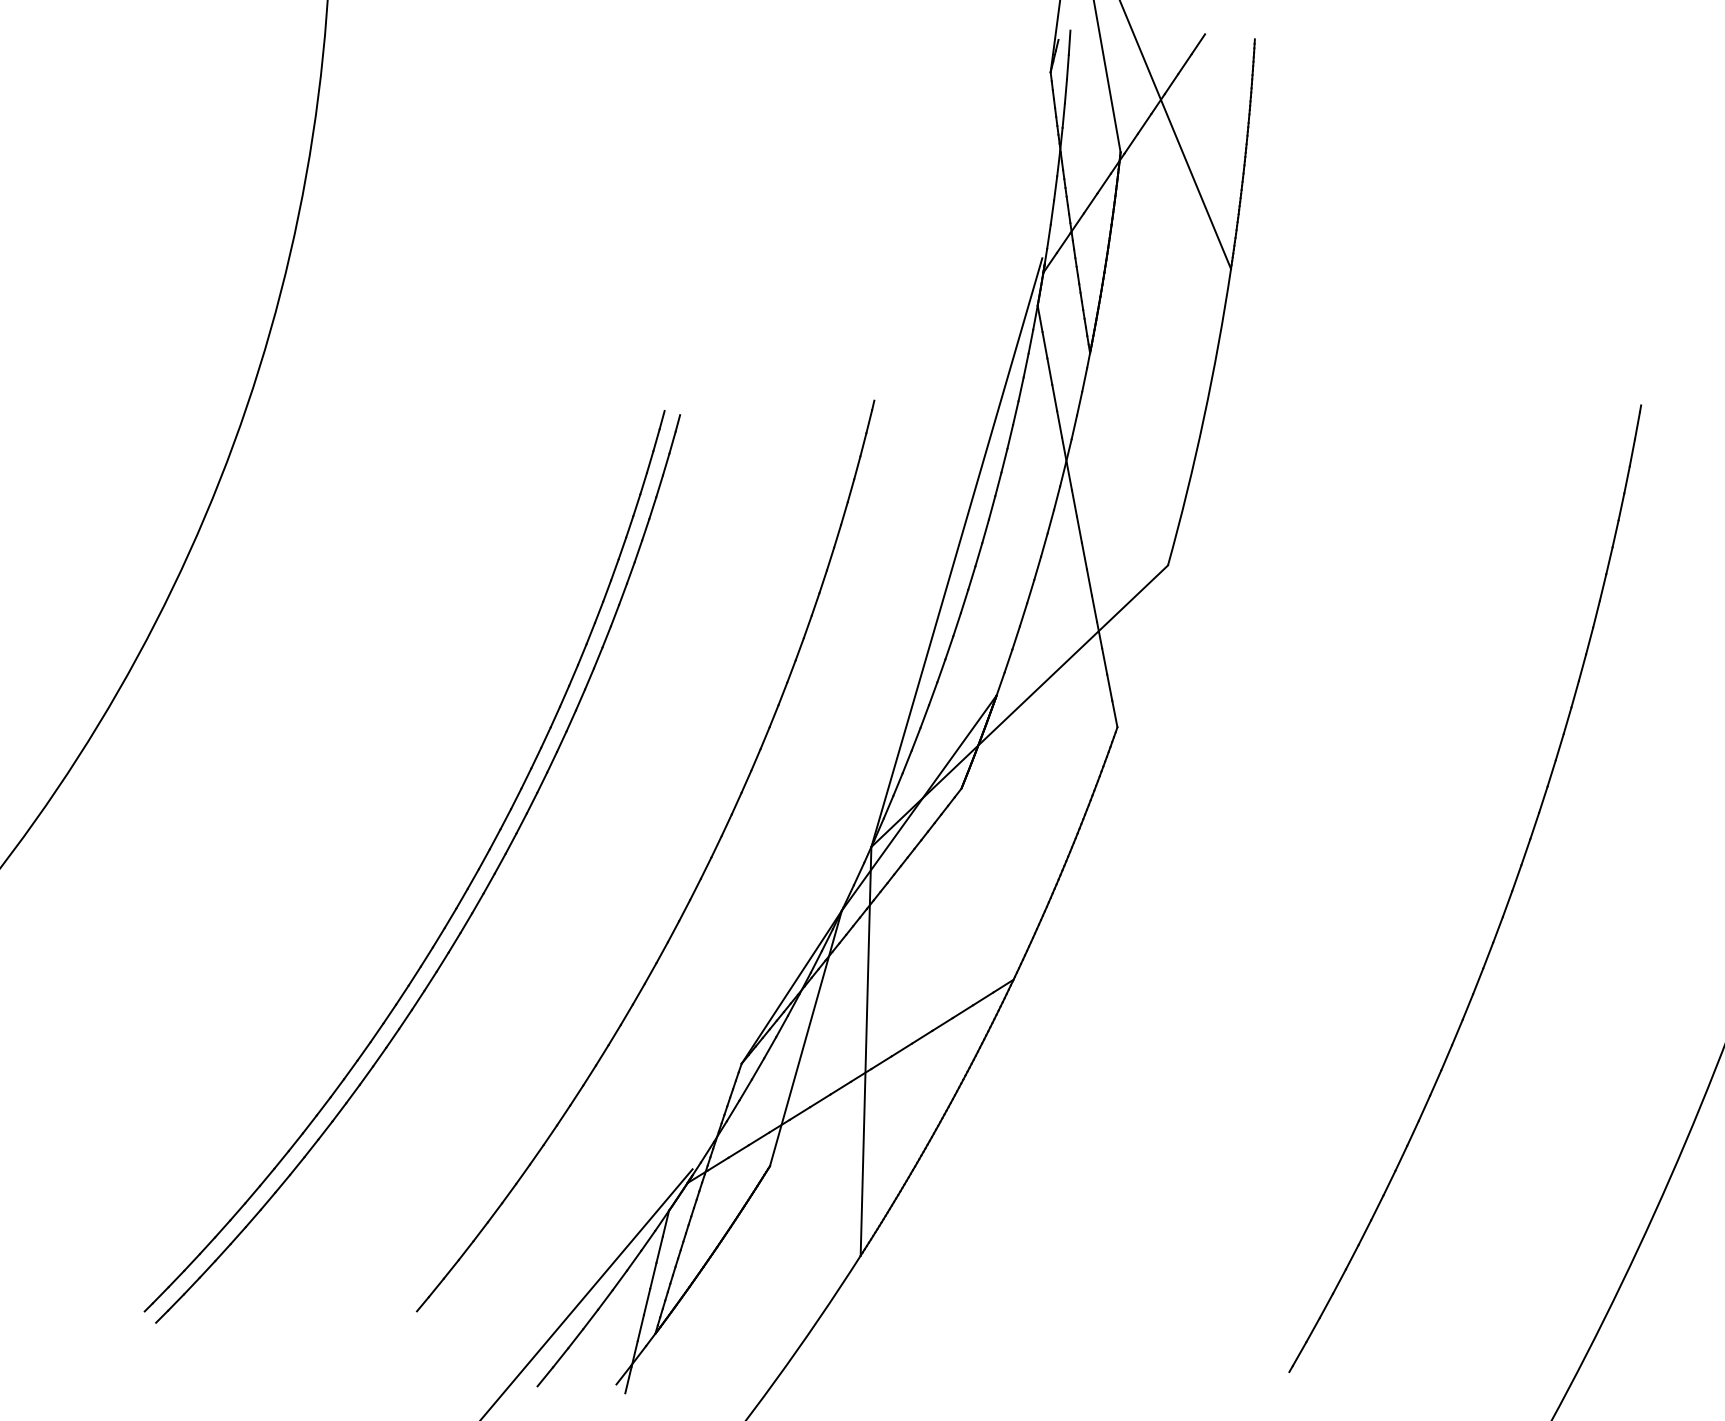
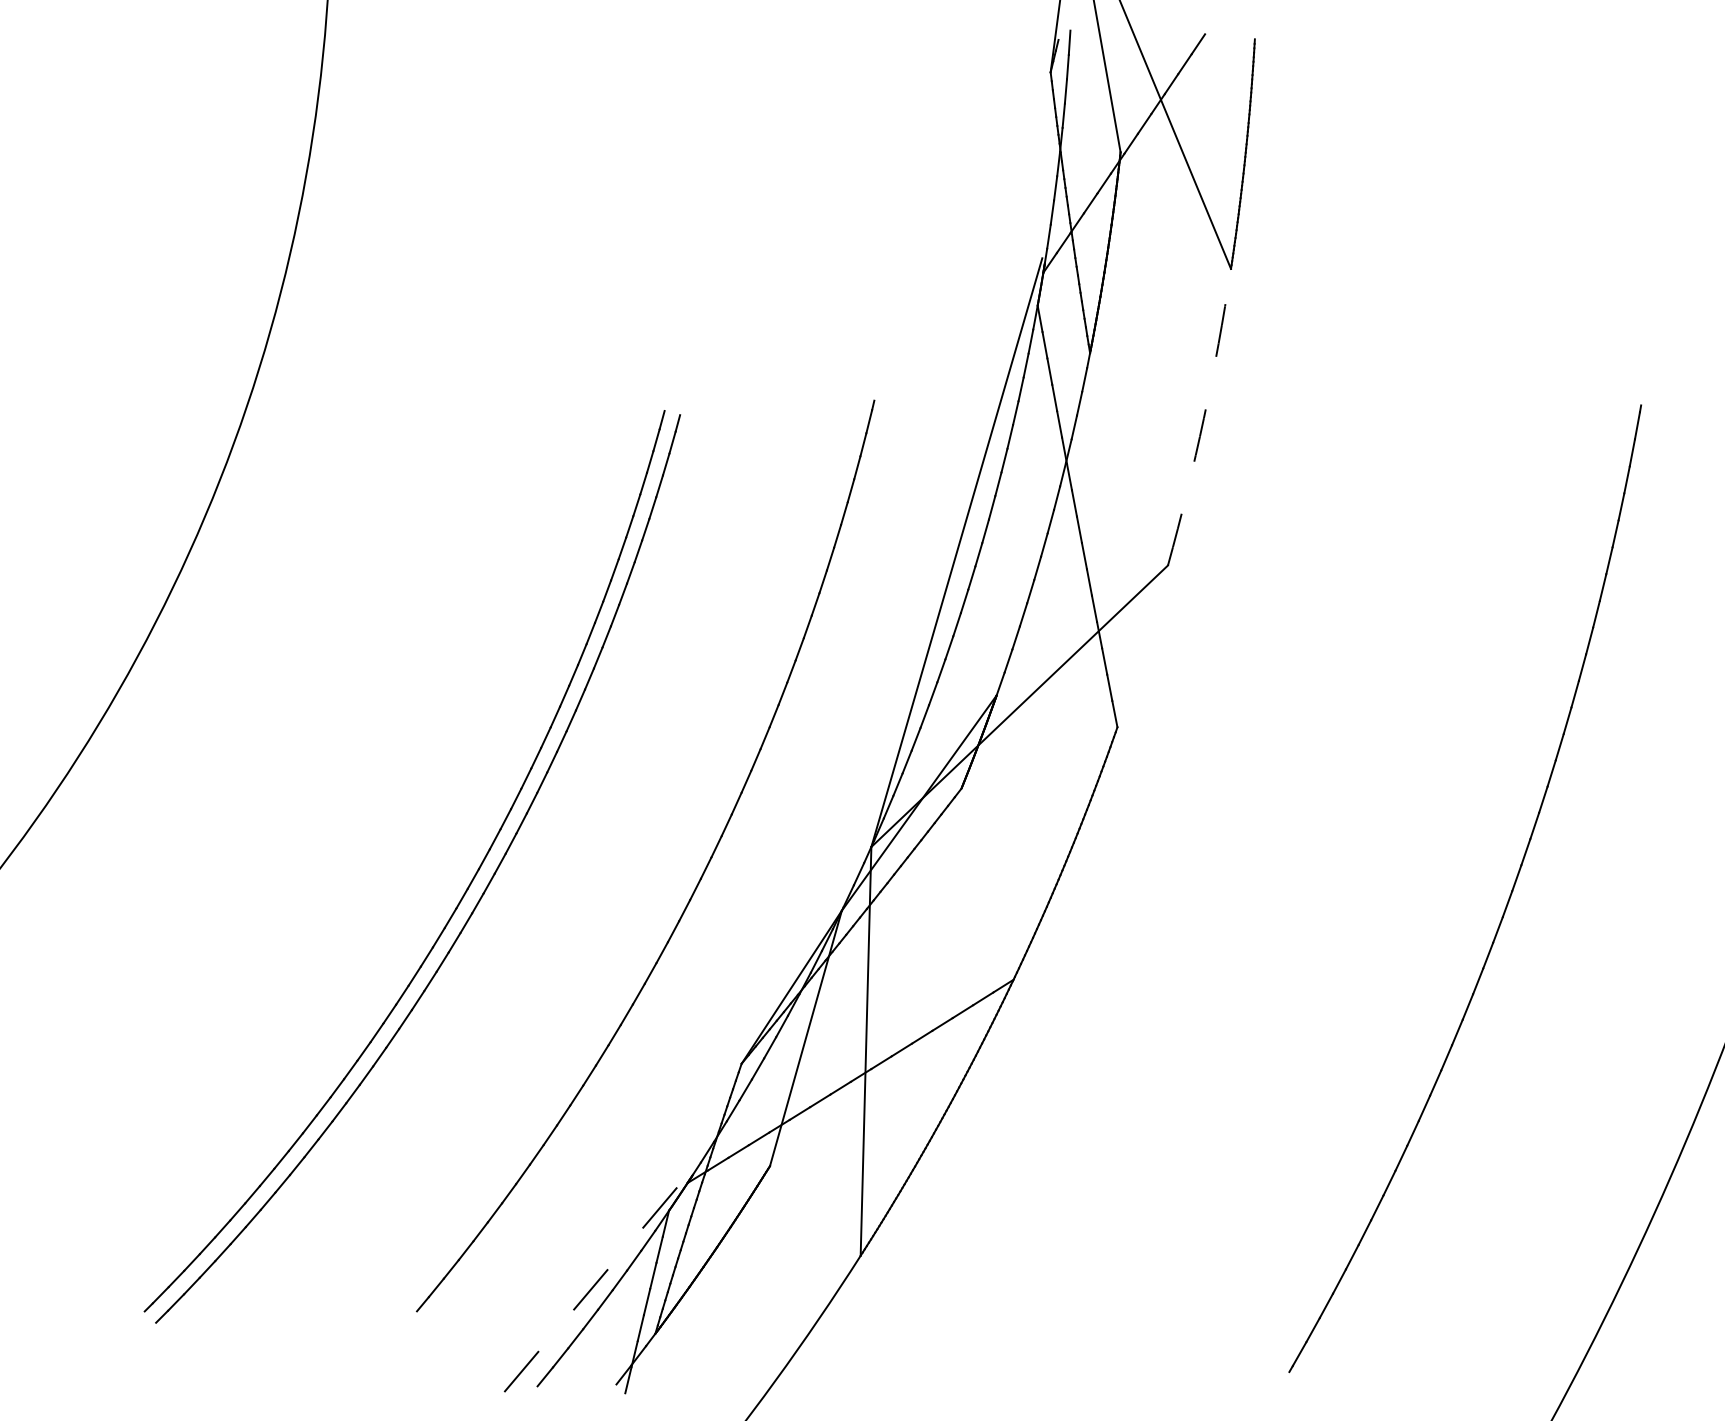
arc: solid -> dashed (1203, 418)
line: solid -> dashed (586, 1295)
